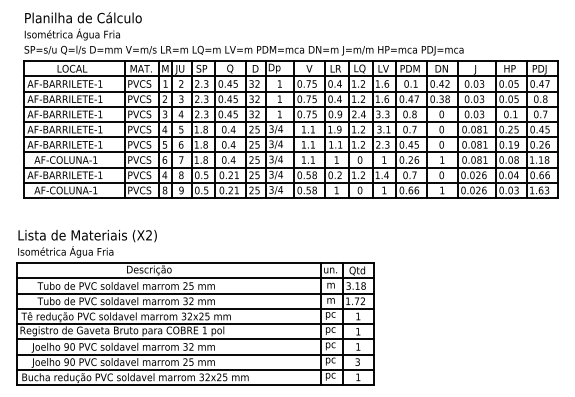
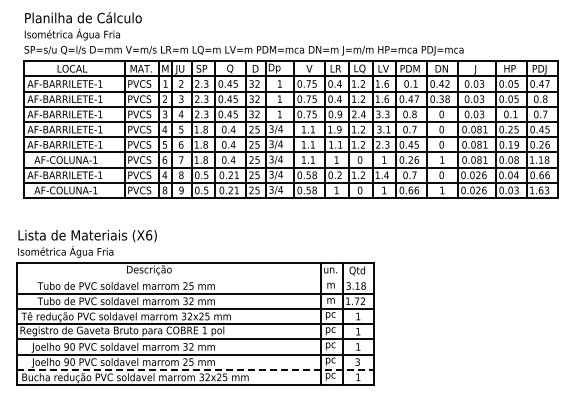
text: (X2) -> (X6) (149, 235)
line: present -> none (195, 278)
line: solid -> dashed (196, 369)
